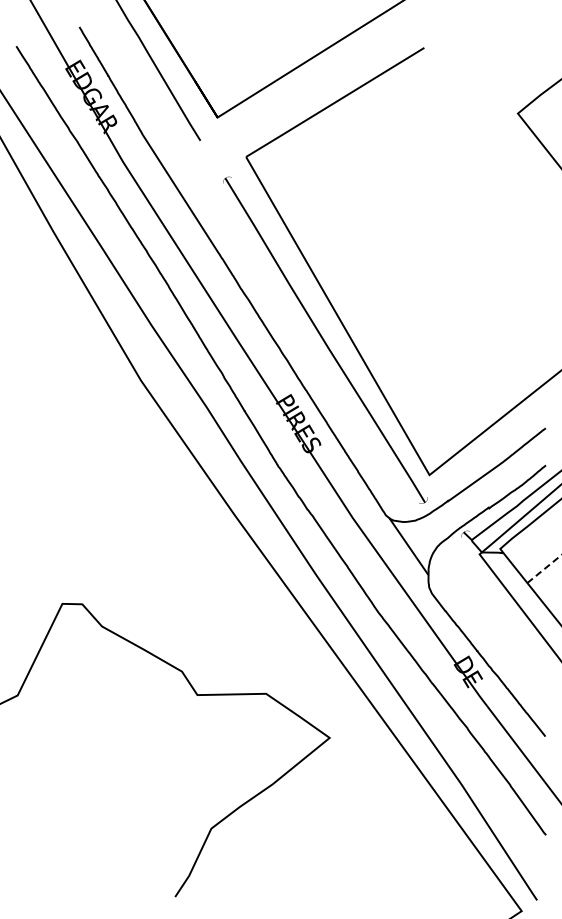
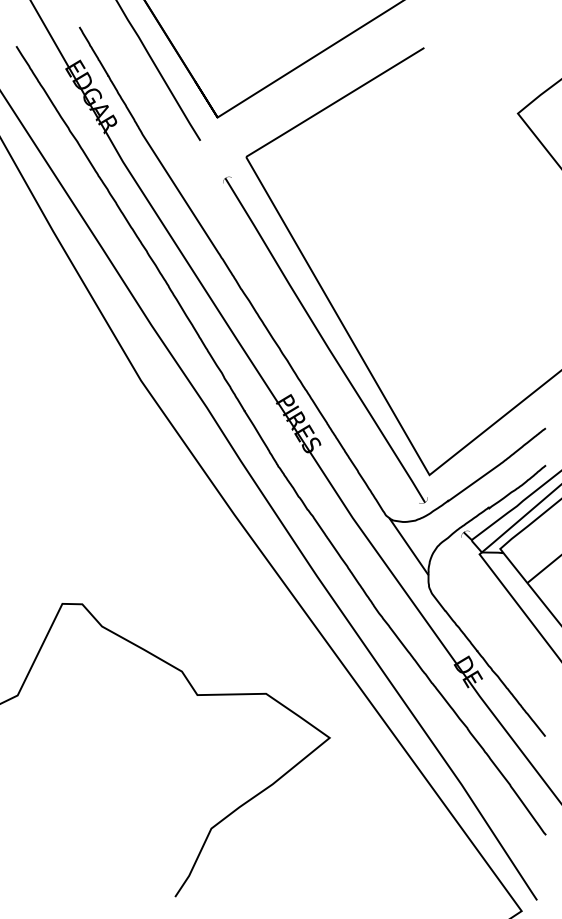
line: dashed -> solid (544, 569)
